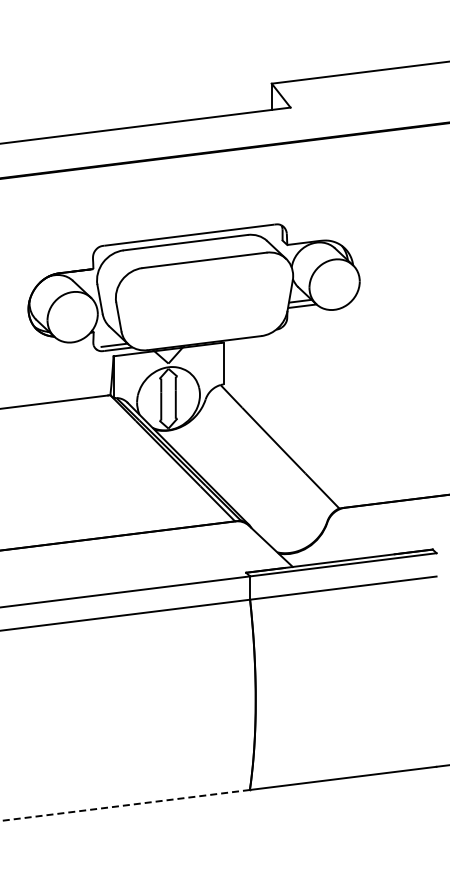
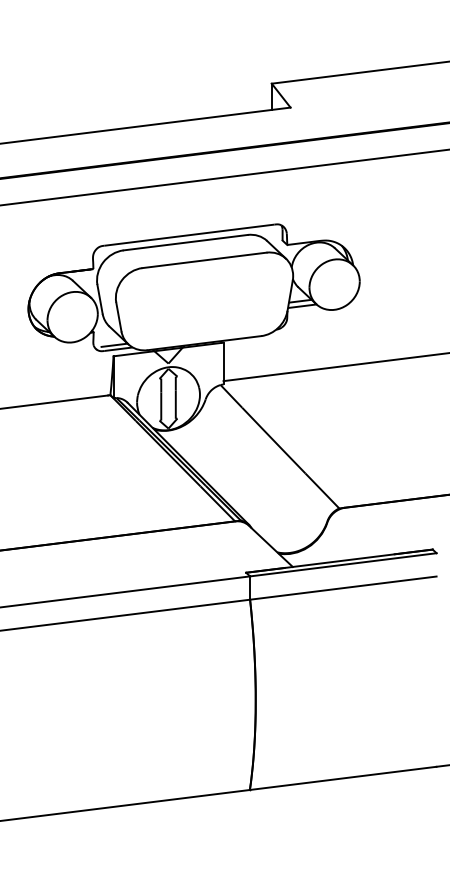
line: none -> present (224, 177)
line: none -> present (334, 367)
line: dashed -> solid (125, 805)
